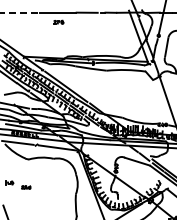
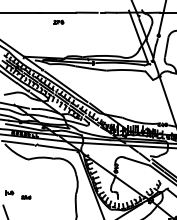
line: dashed -> solid (20, 12)
part position: (18, 184) -> (18, 194) (18, 194)
